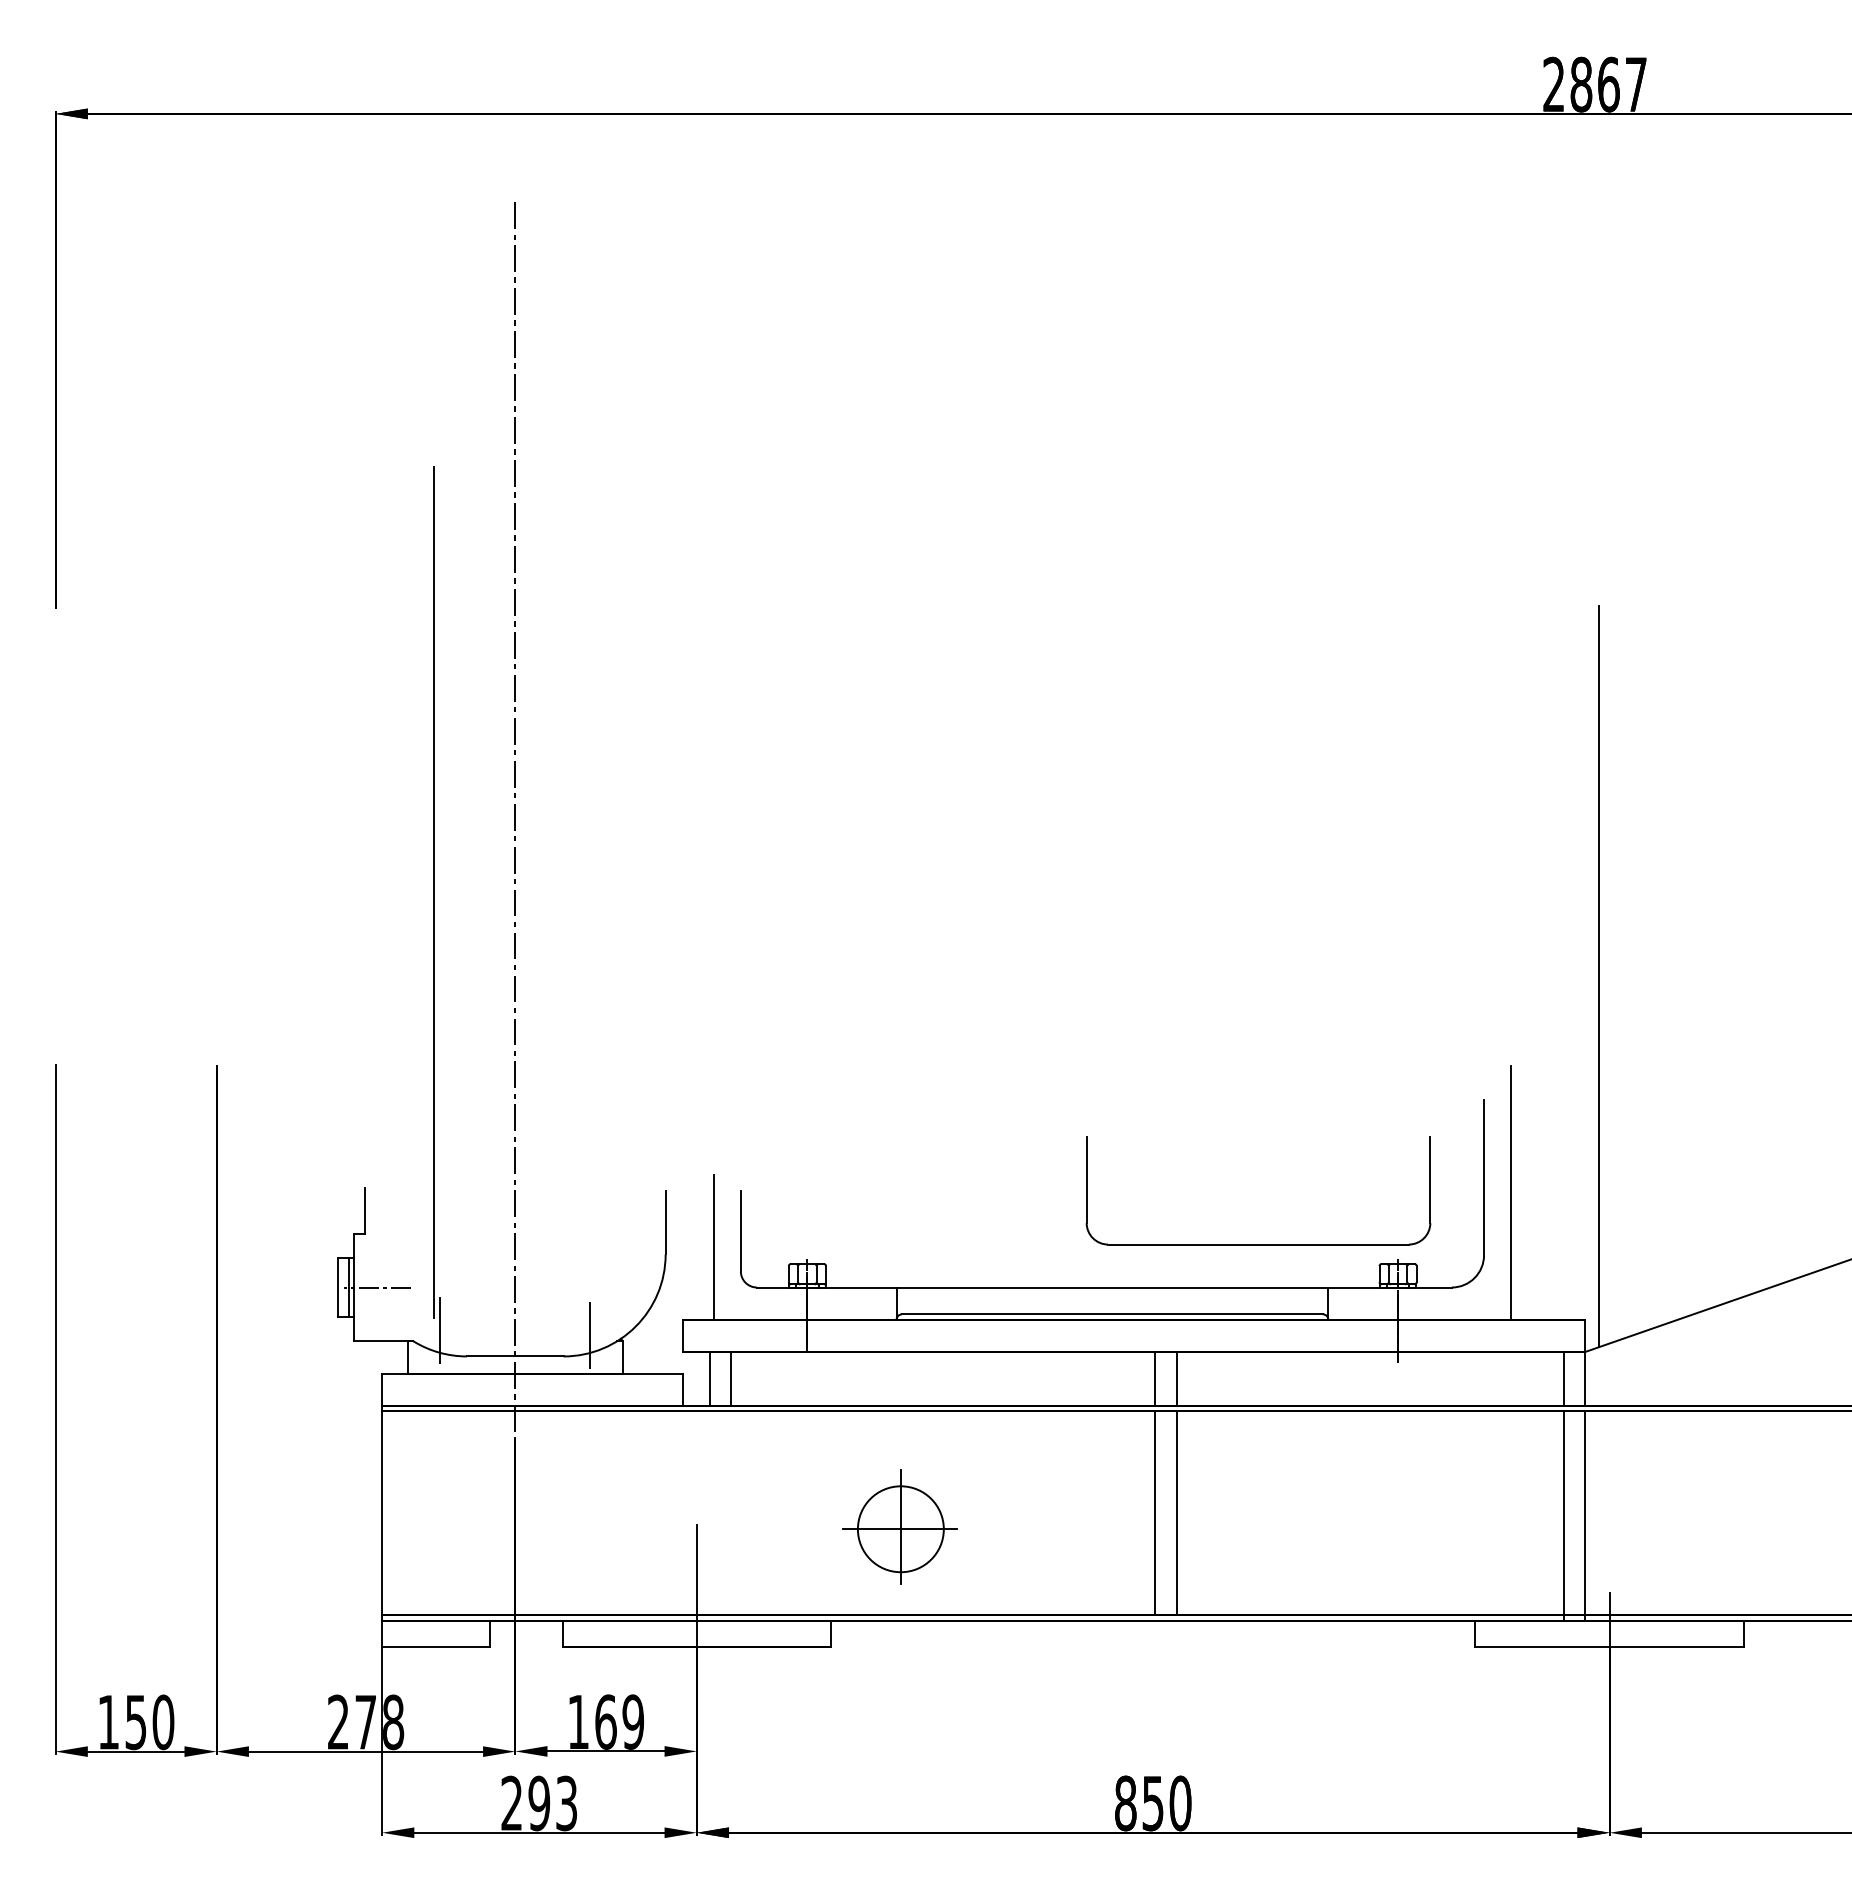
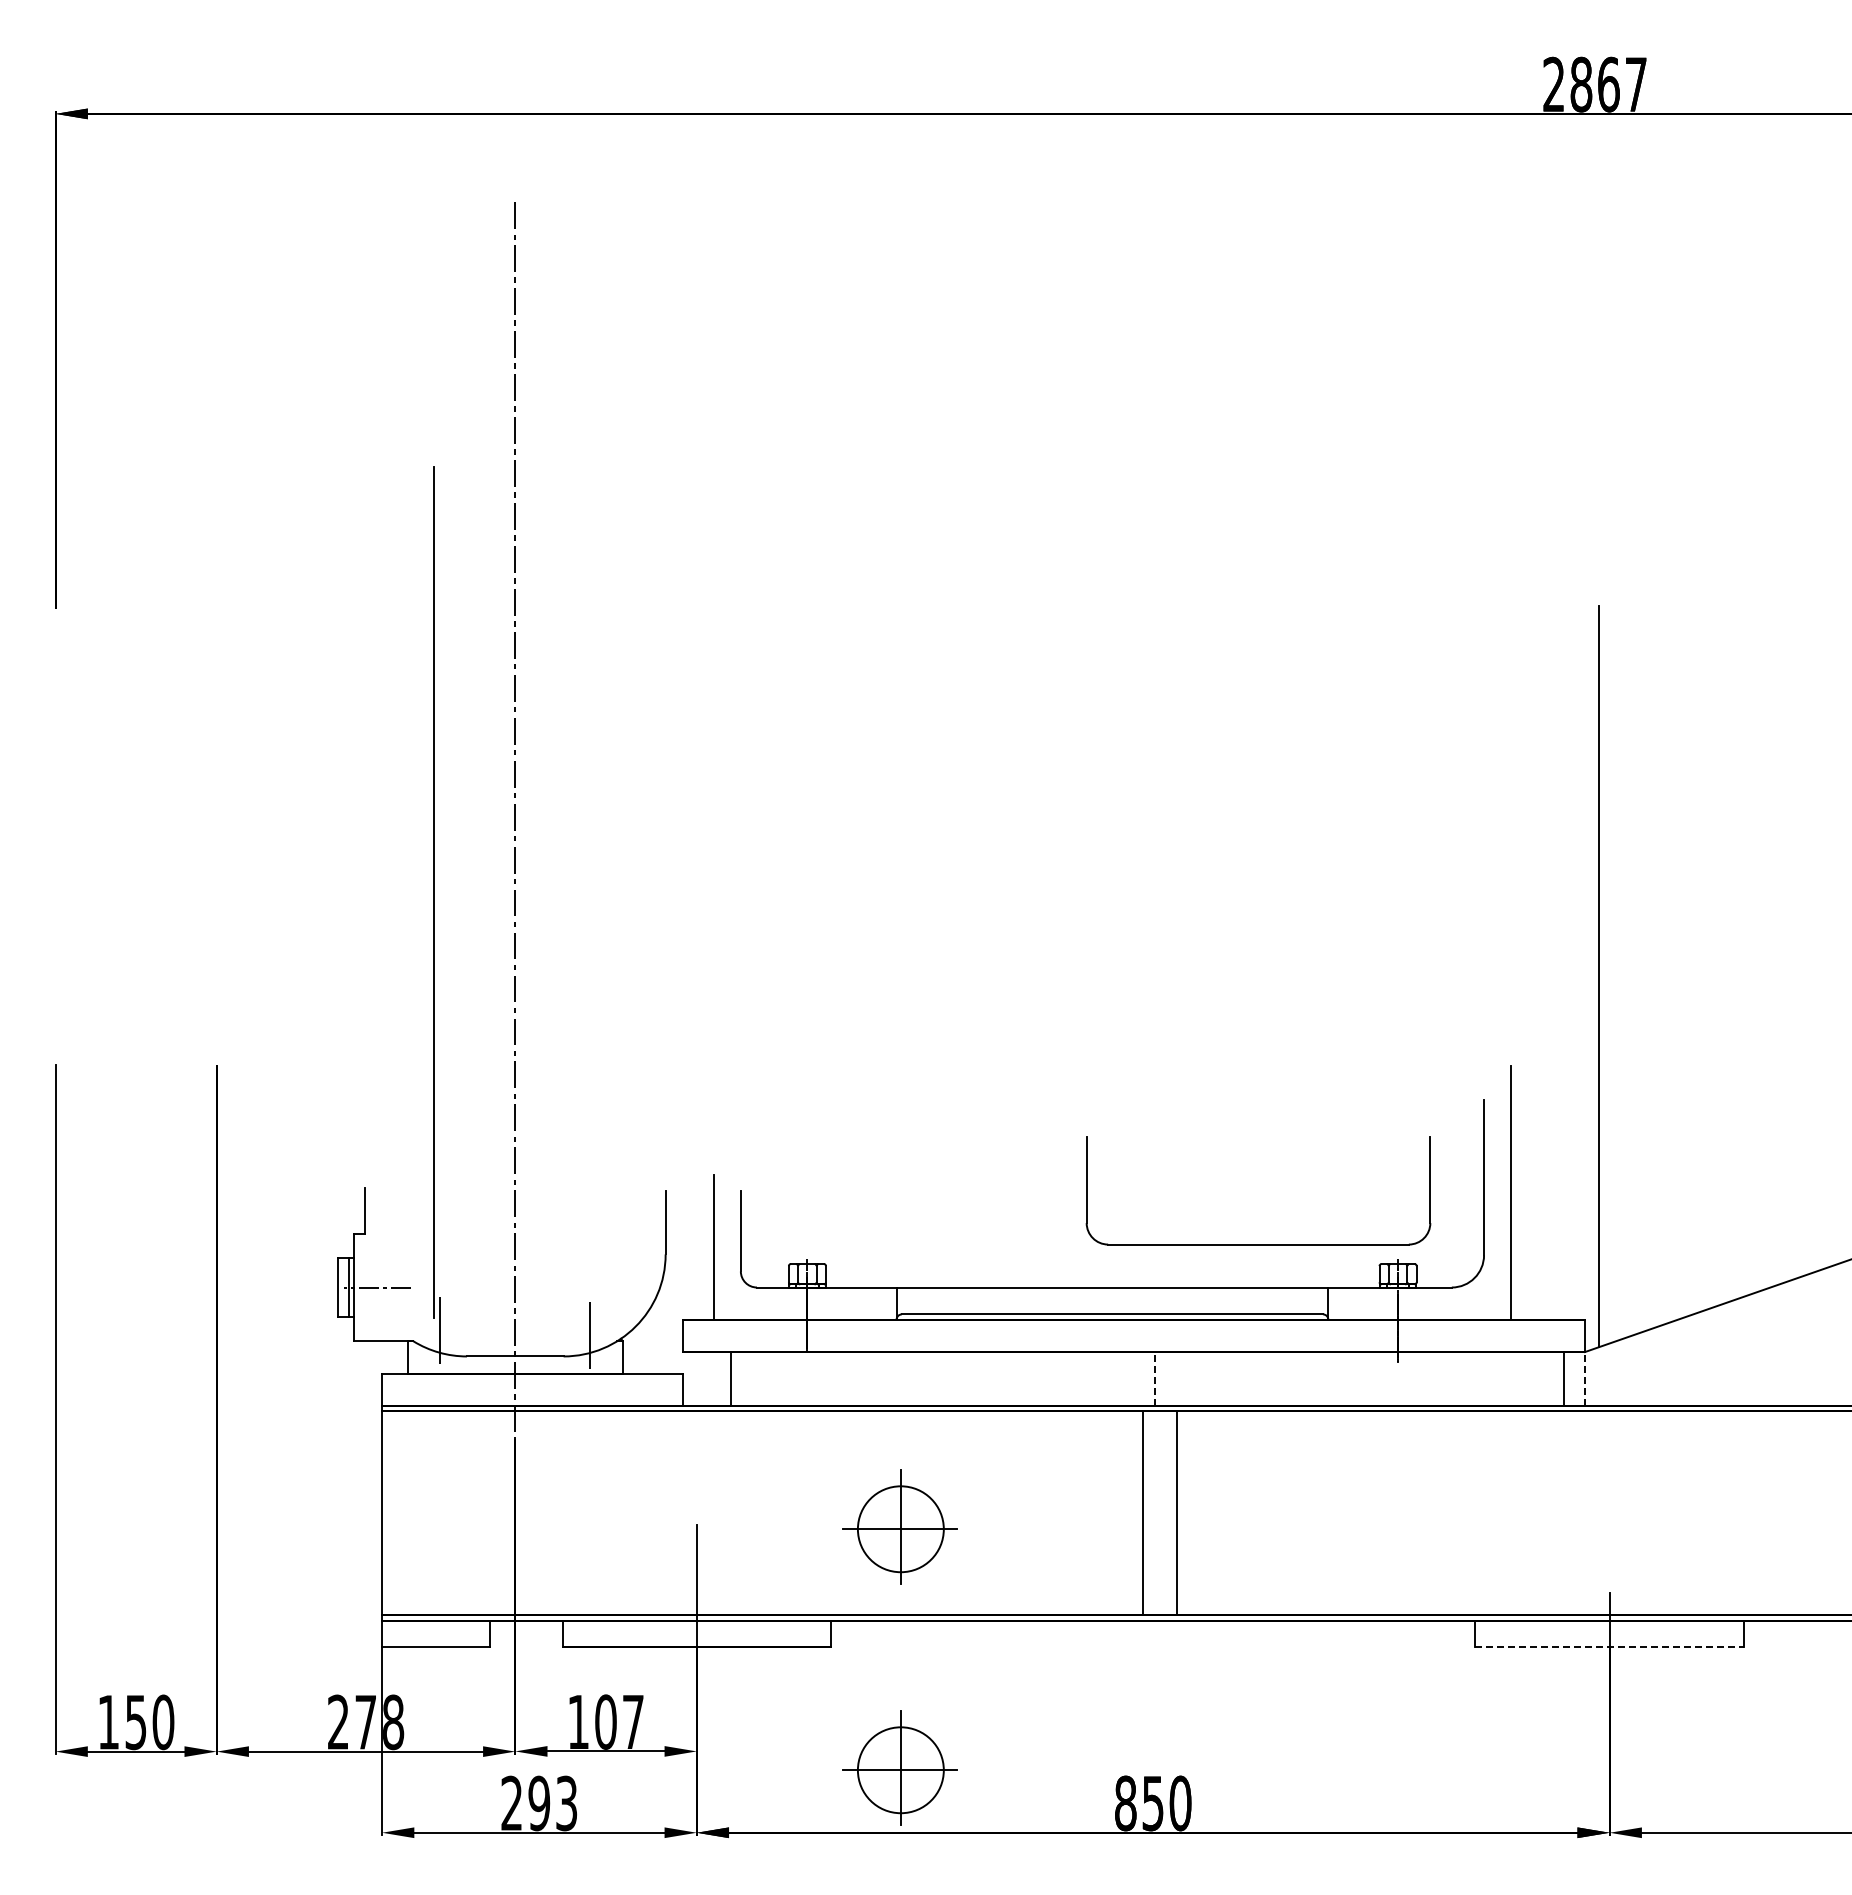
line: present -> none (709, 1378)
line: solid -> dashed (1155, 1378)
line: present -> none (1176, 1378)
line: solid -> dashed (1585, 1378)
line position: (1155, 1513) -> (1143, 1513) (1143, 1513)
line: present -> none (1563, 1515)
line: present -> none (1585, 1515)
line: solid -> dashed (1610, 1647)
text: 169 -> 107 (619, 1721)
part: none -> present (899, 1767)
